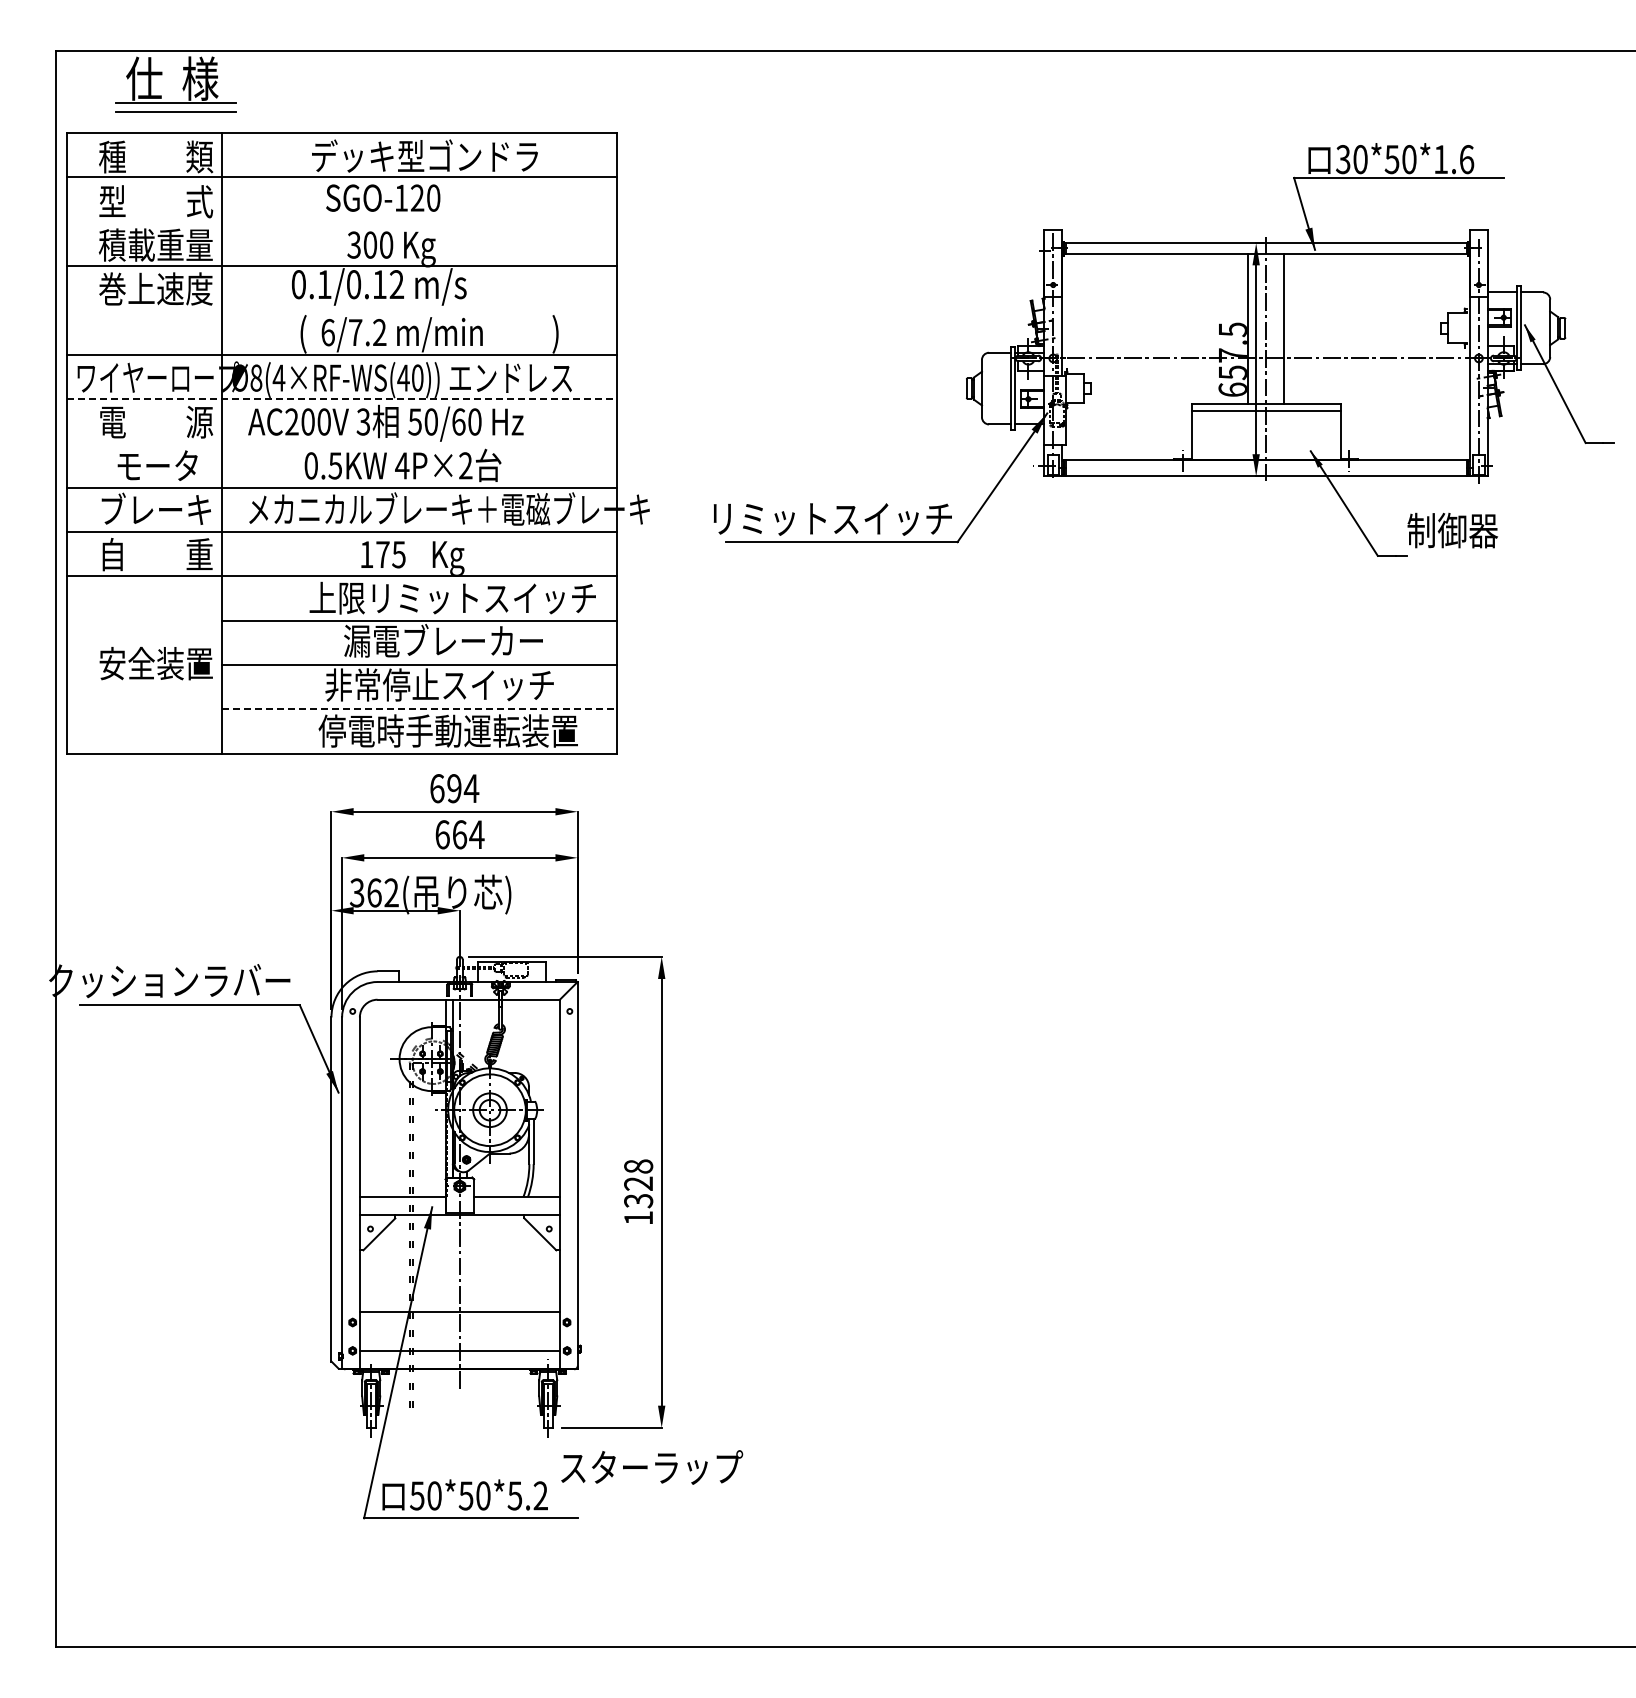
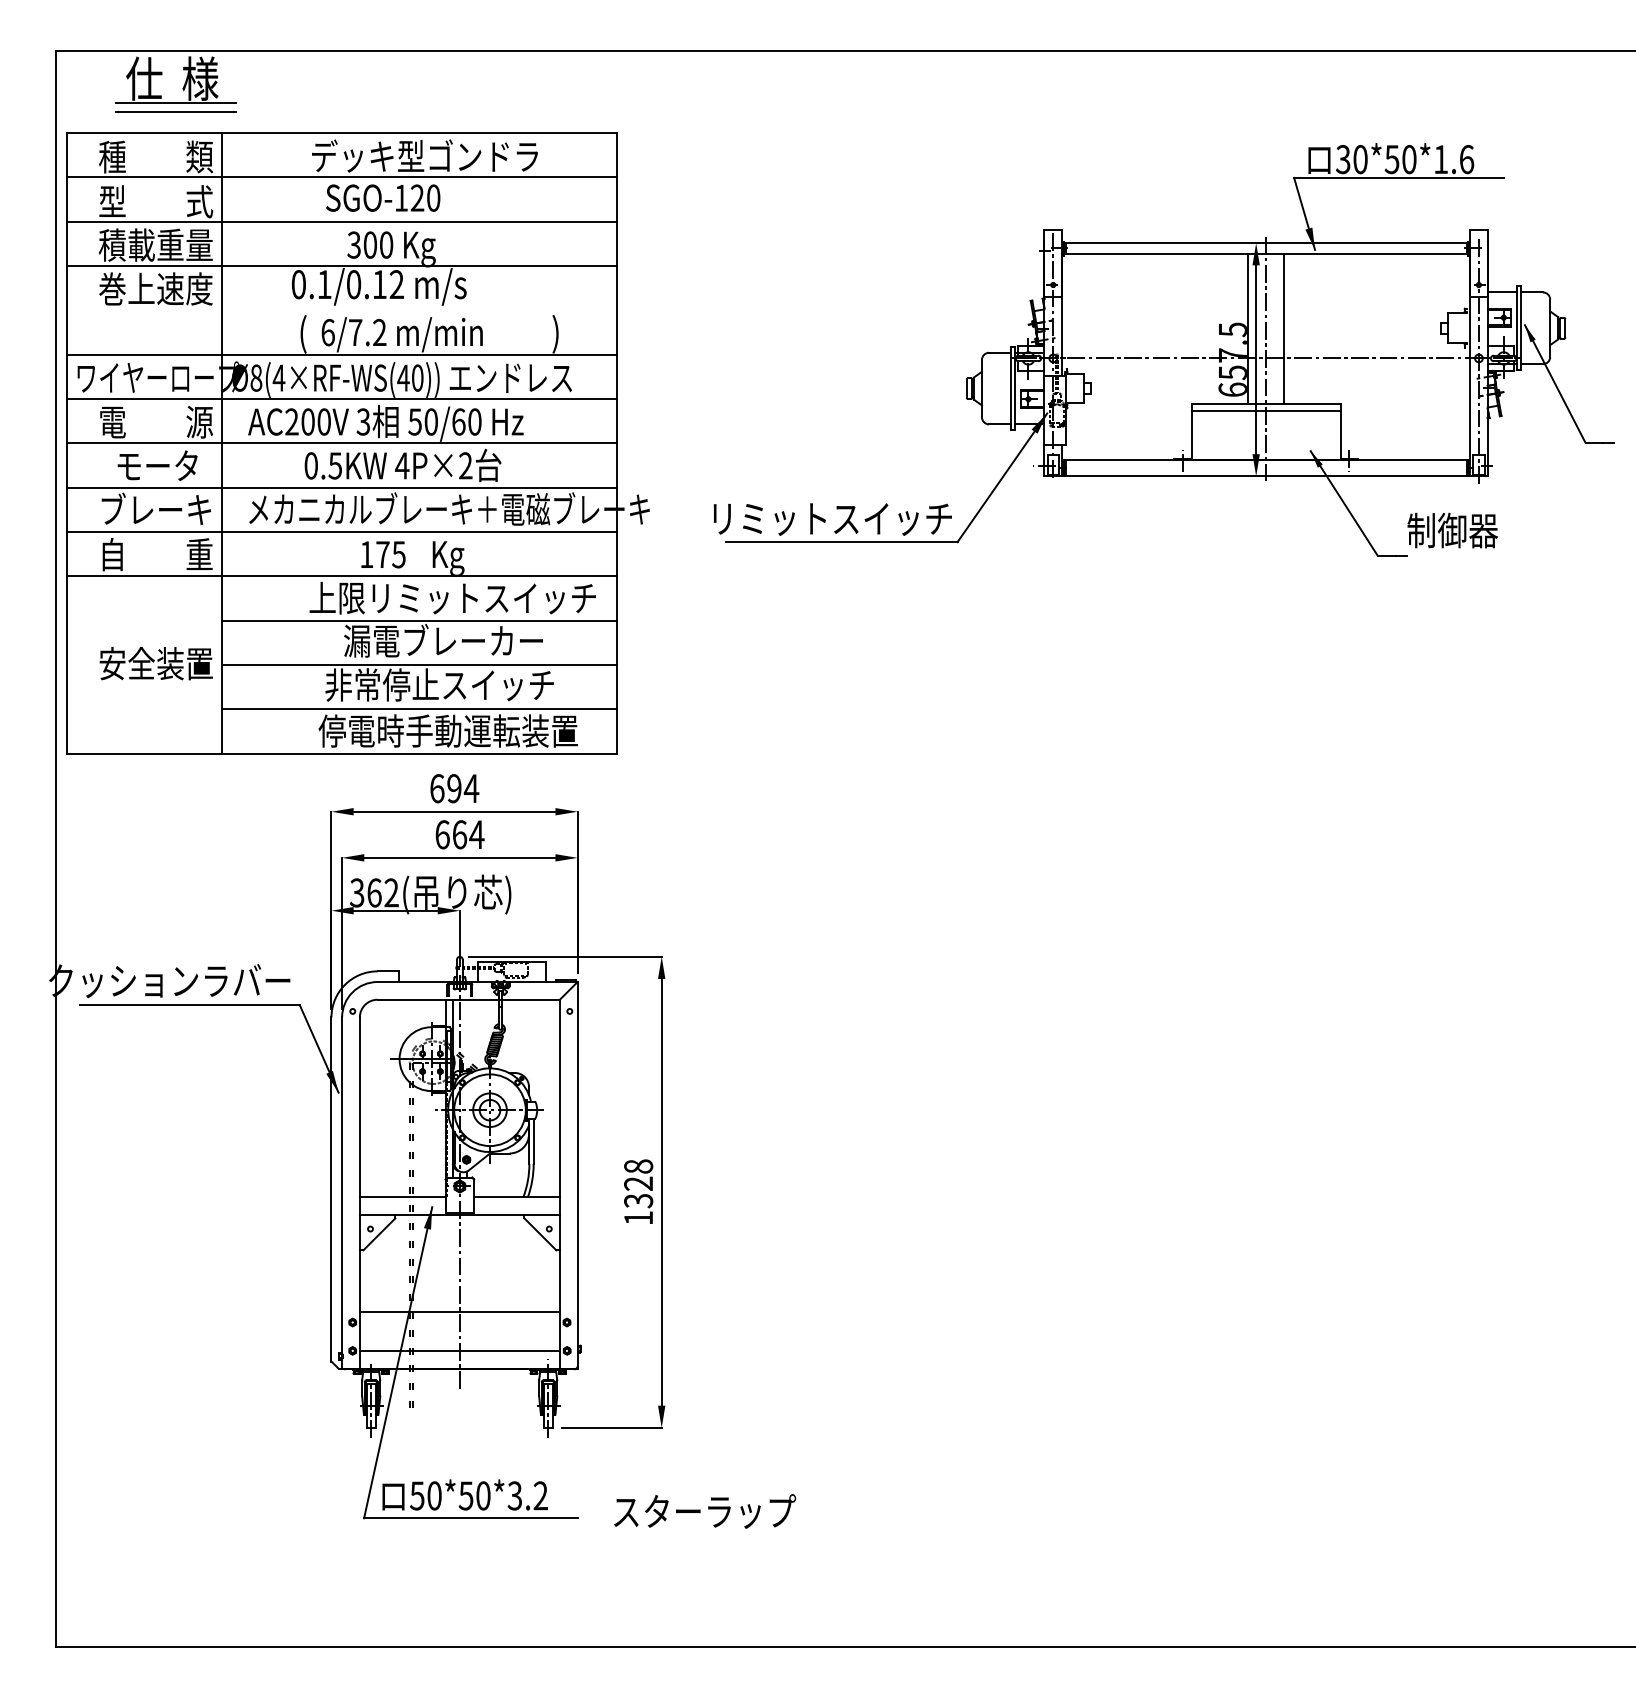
line: none -> present (341, 221)
line: dashed -> solid (341, 398)
line: none -> present (341, 443)
line: dashed -> solid (419, 709)
text position: (652, 1467) -> (705, 1511) (705, 1511)
text: 50*50*5.2 -> 50*50*3.2 (515, 1495)
